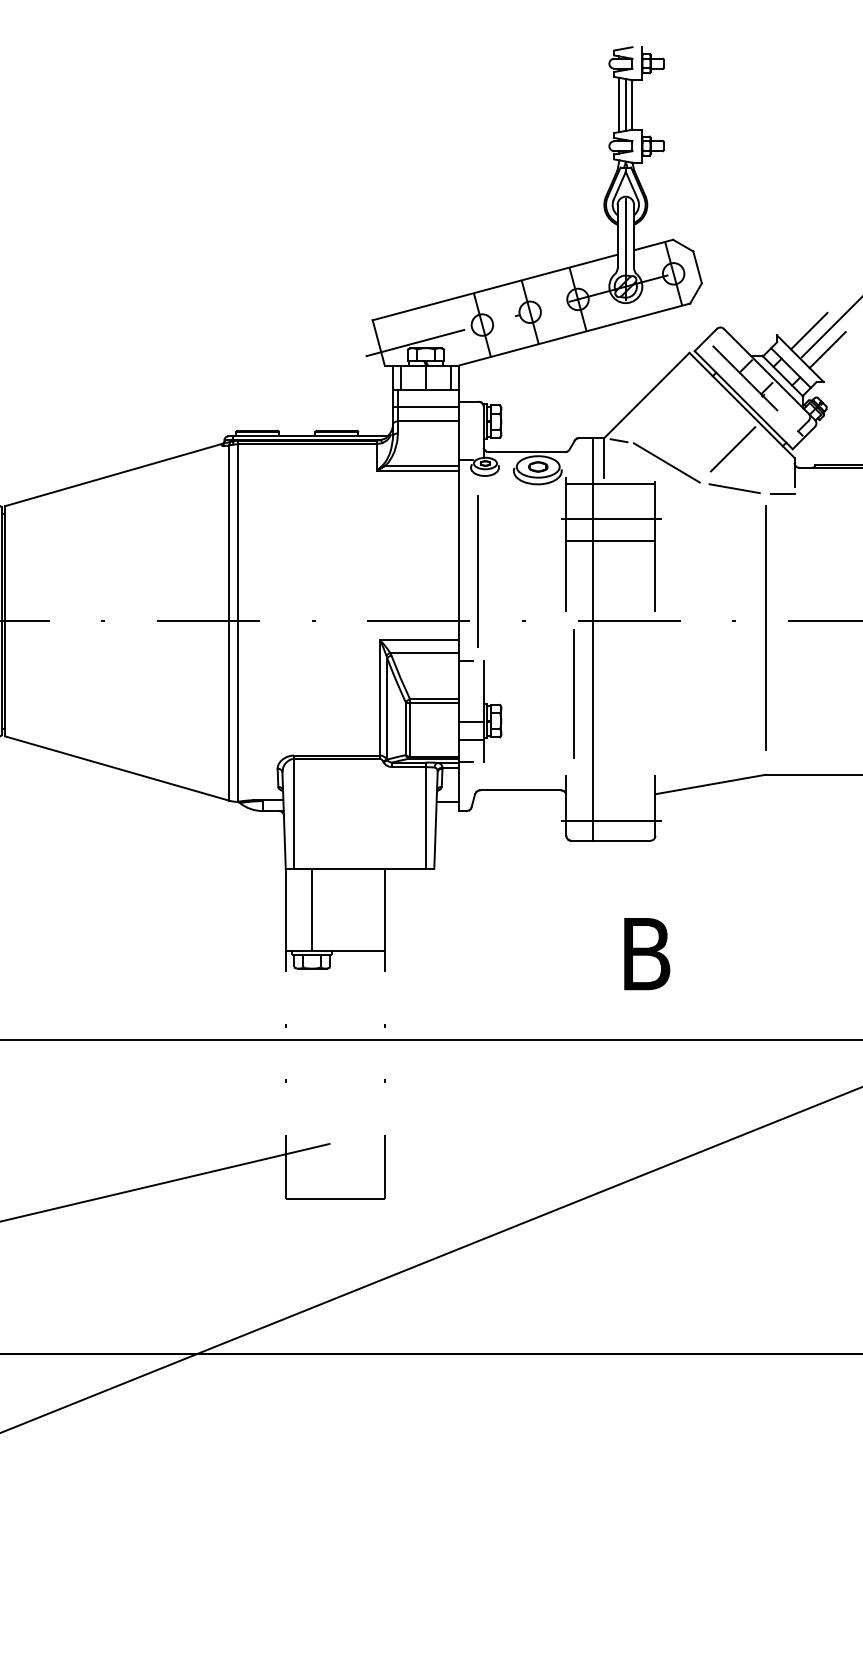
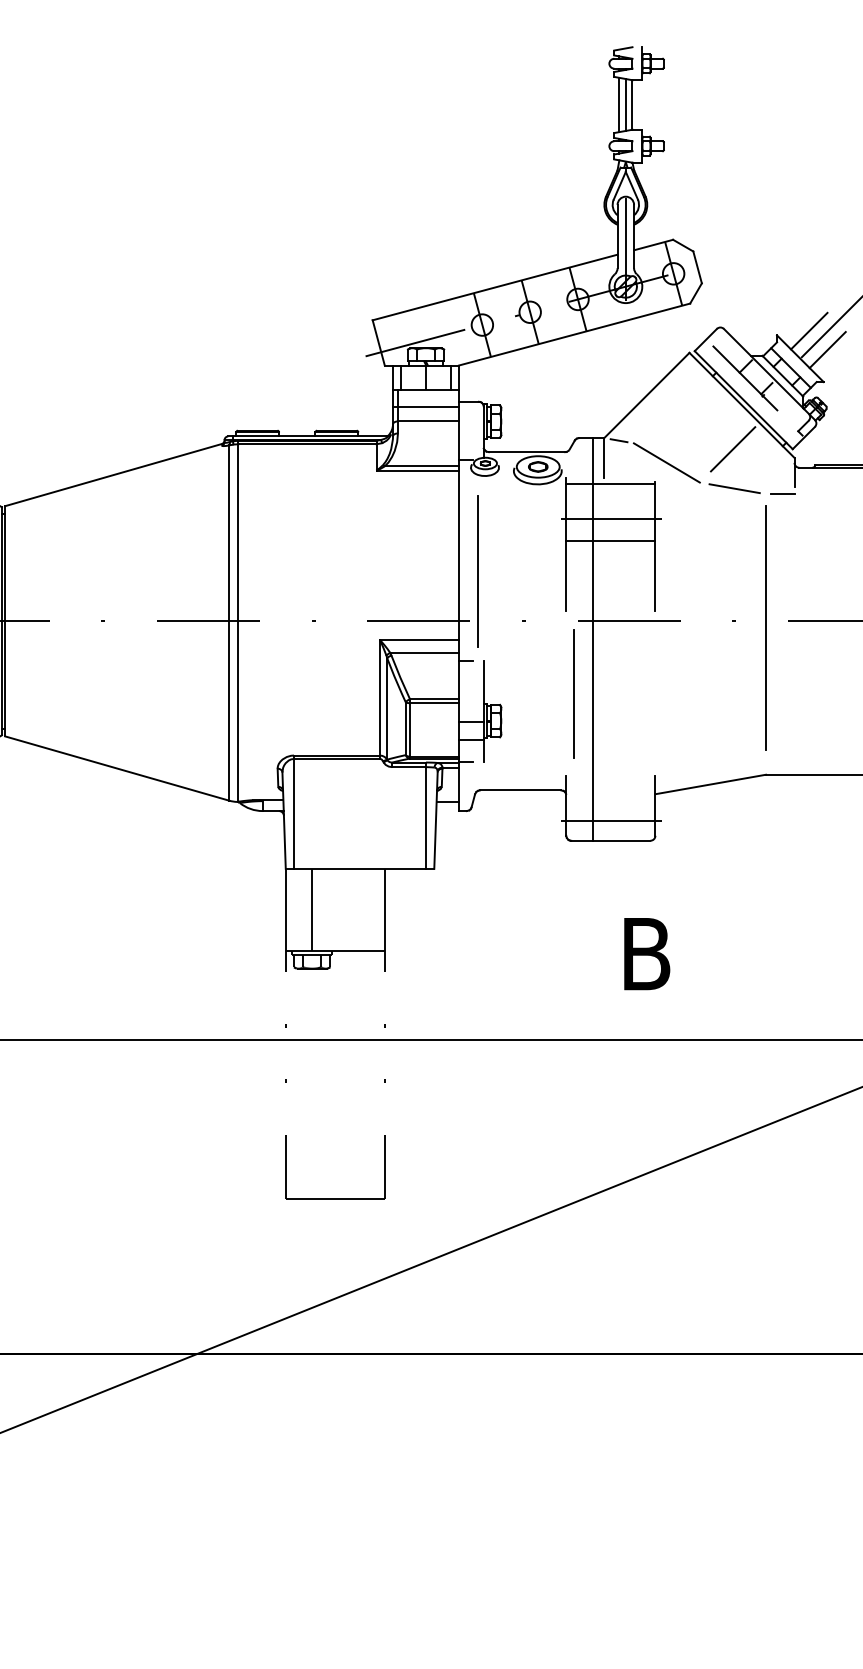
line: present -> none (165, 1182)
